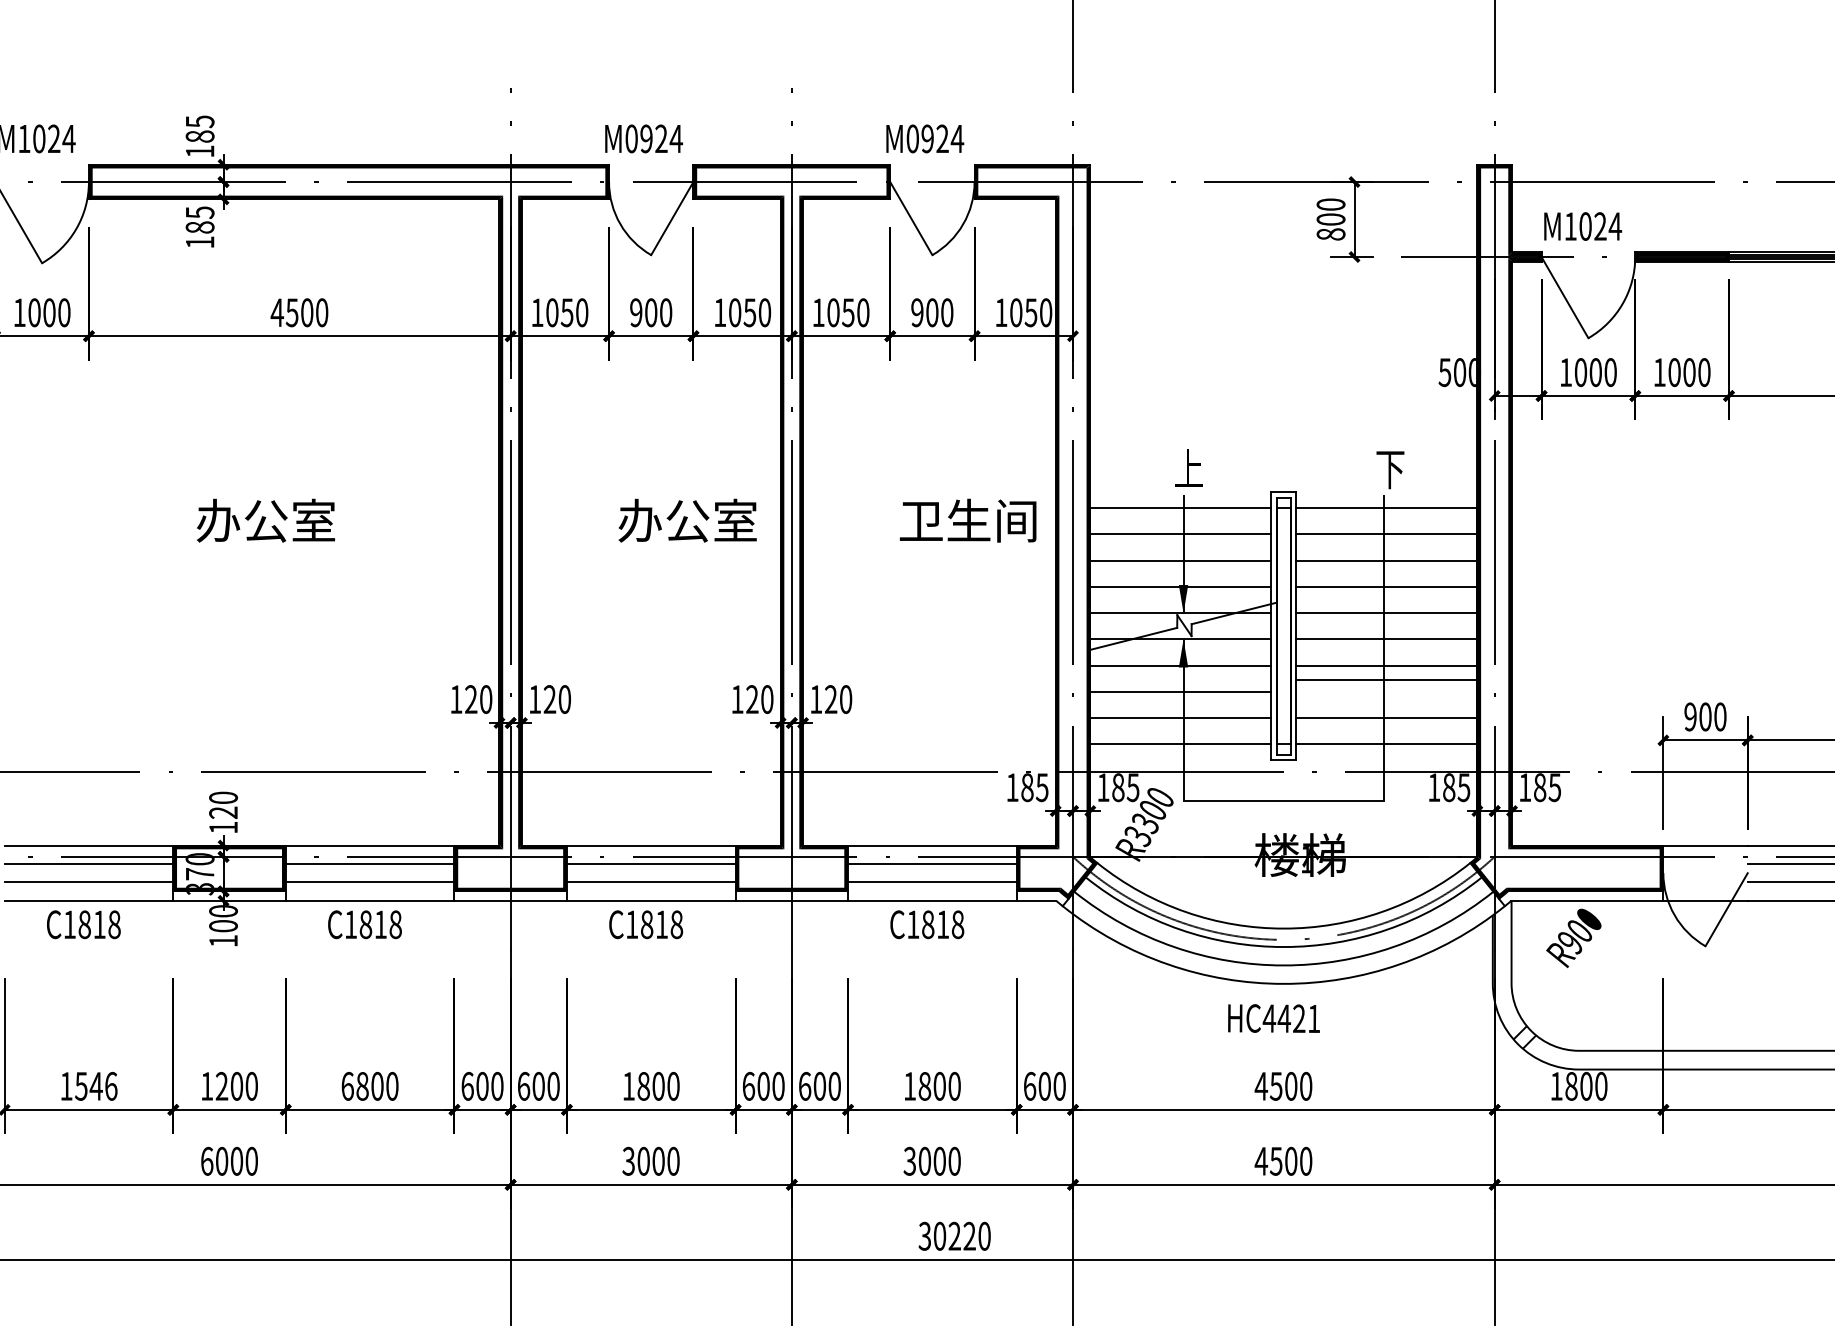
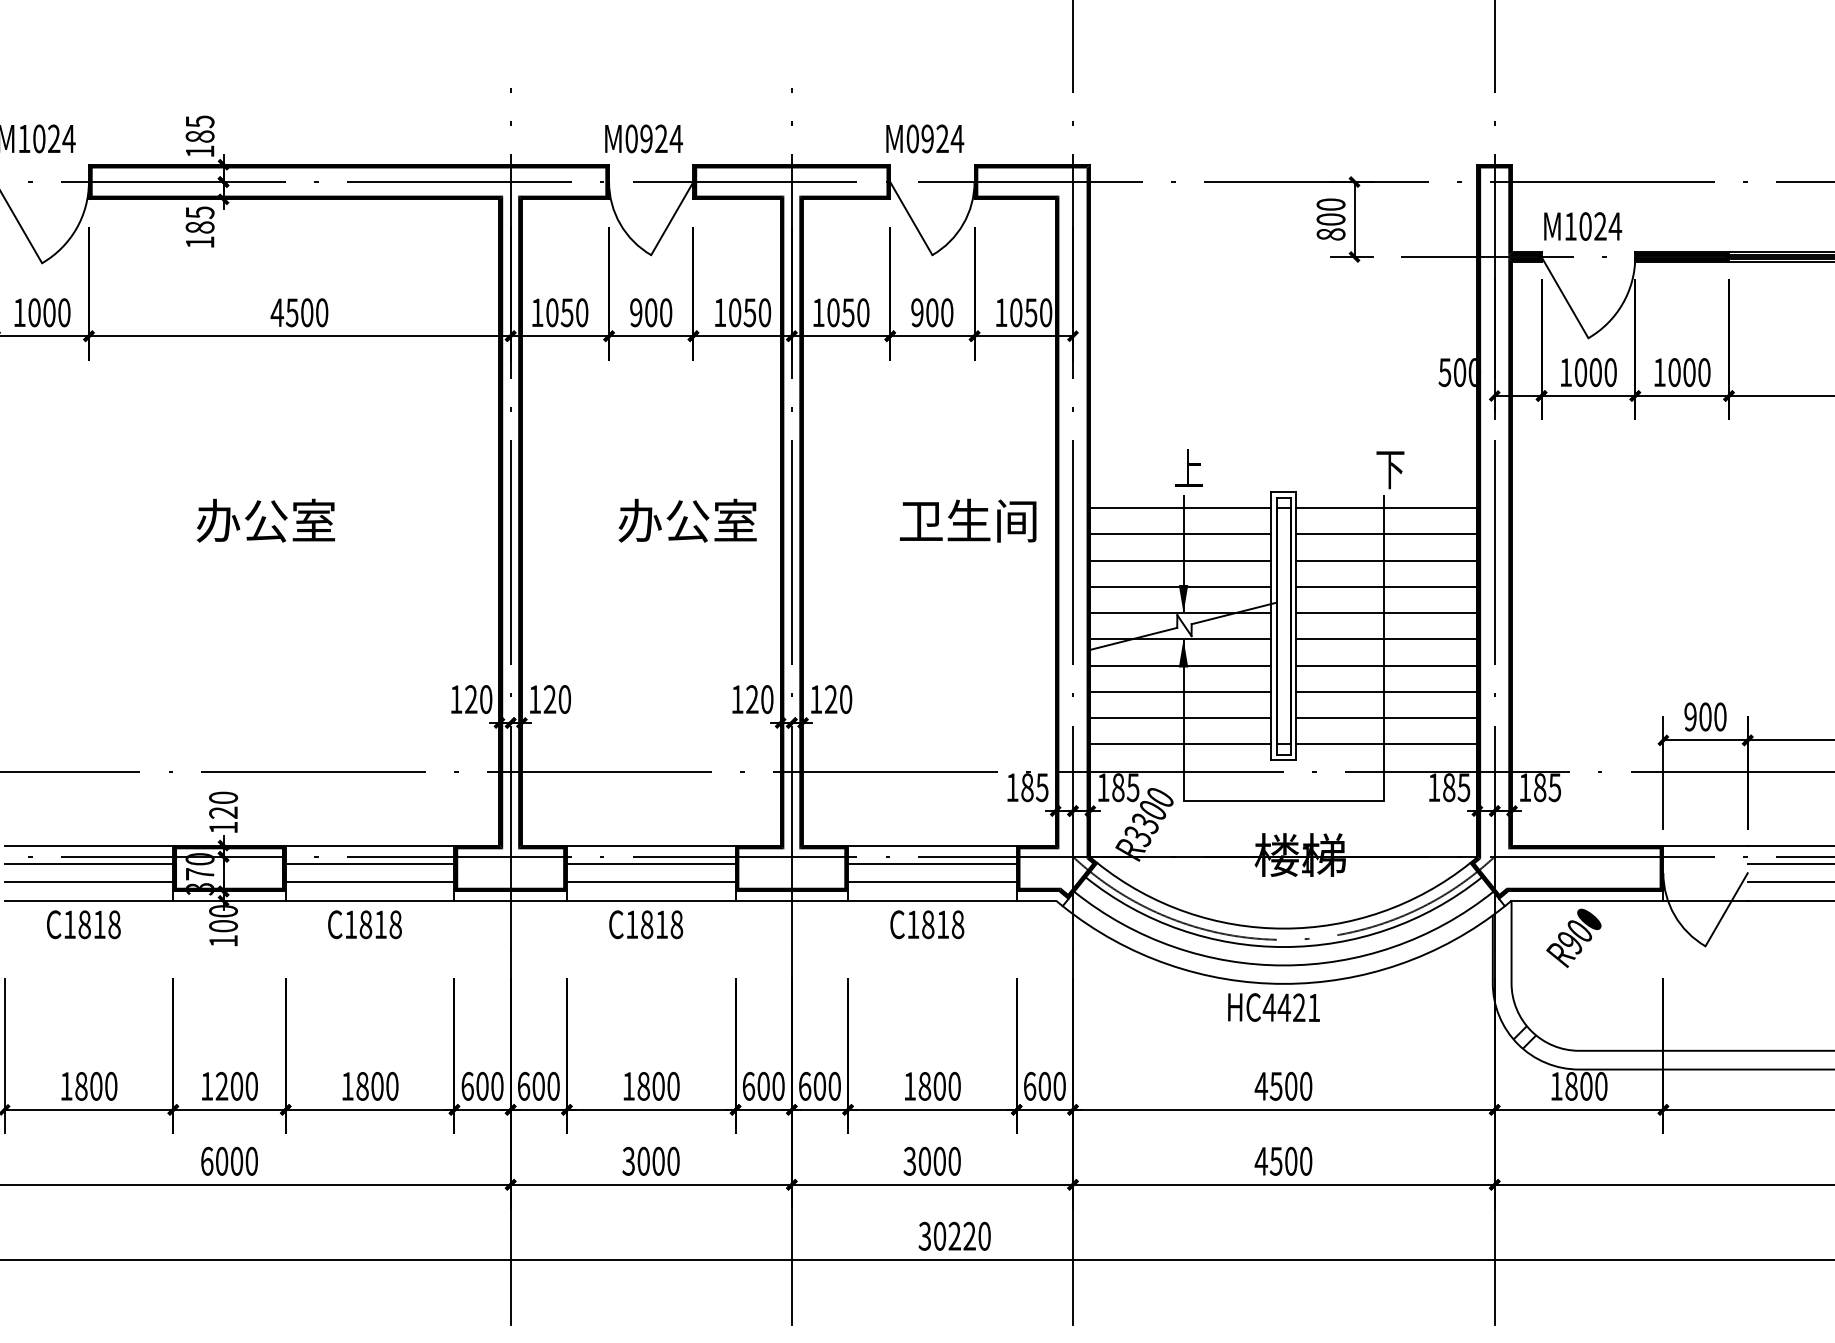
line position: (1386, 679) -> (1386, 691) (1386, 691)
text position: (1273, 1018) -> (1273, 1007) (1273, 1007)
text: 1546 -> 1800 (96, 1085)
text: 6800 -> 1800 (347, 1085)
